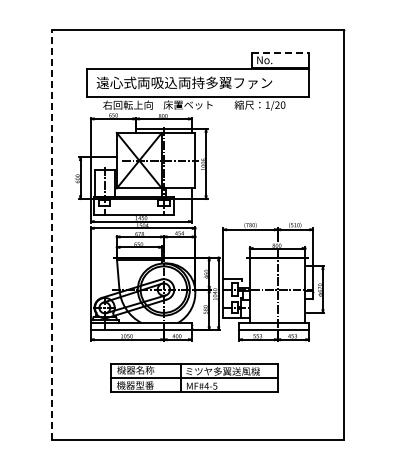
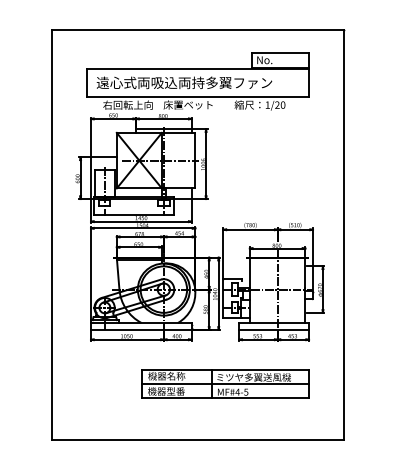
line: dashed -> solid (281, 52)
line: dashed -> solid (52, 234)
part position: (194, 377) -> (225, 383) (225, 383)
